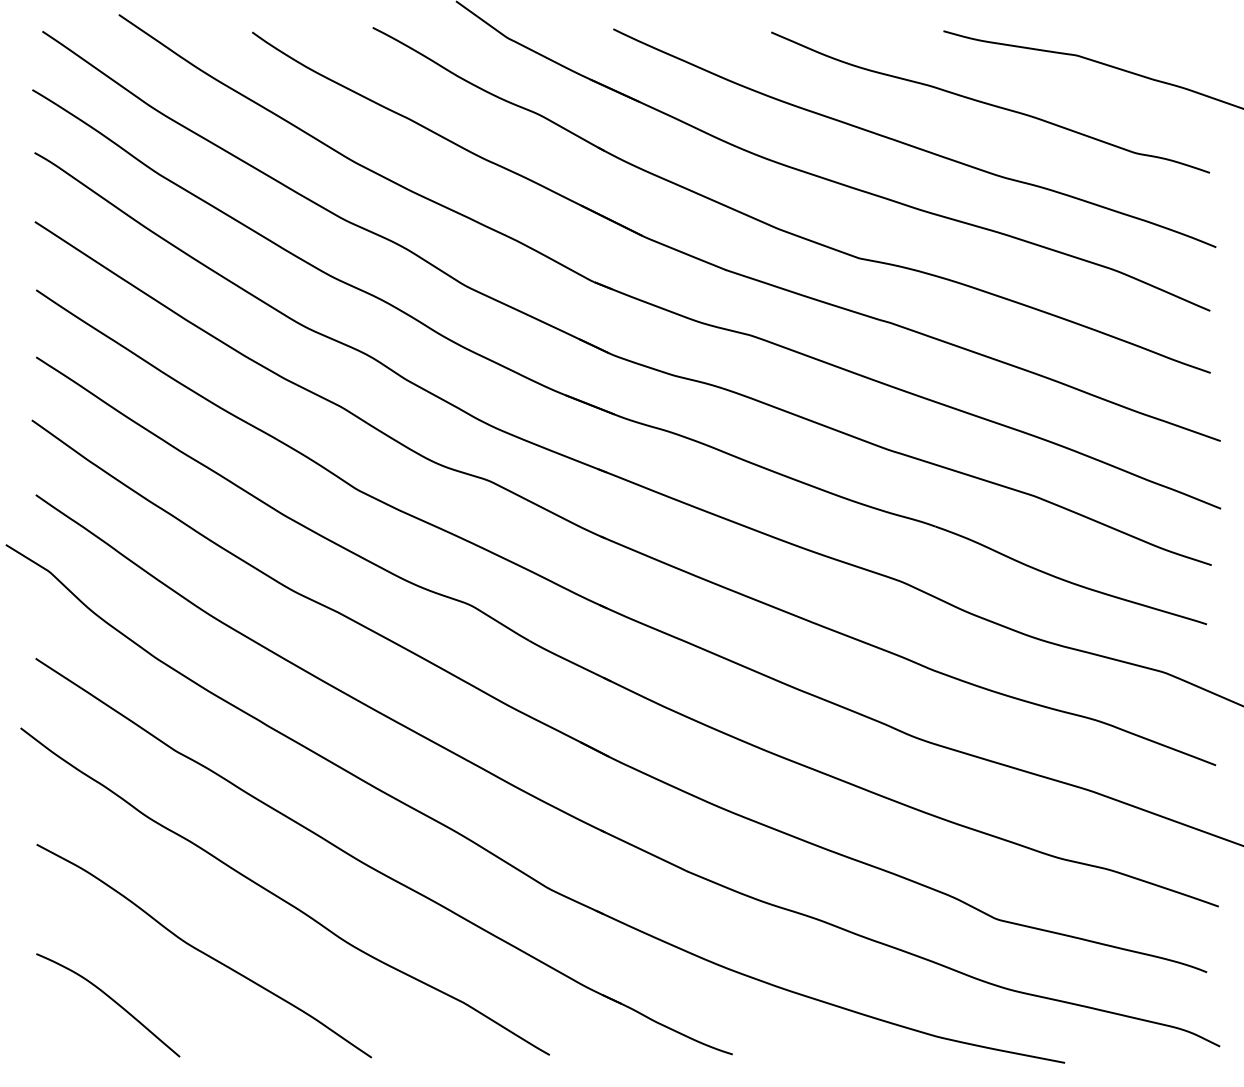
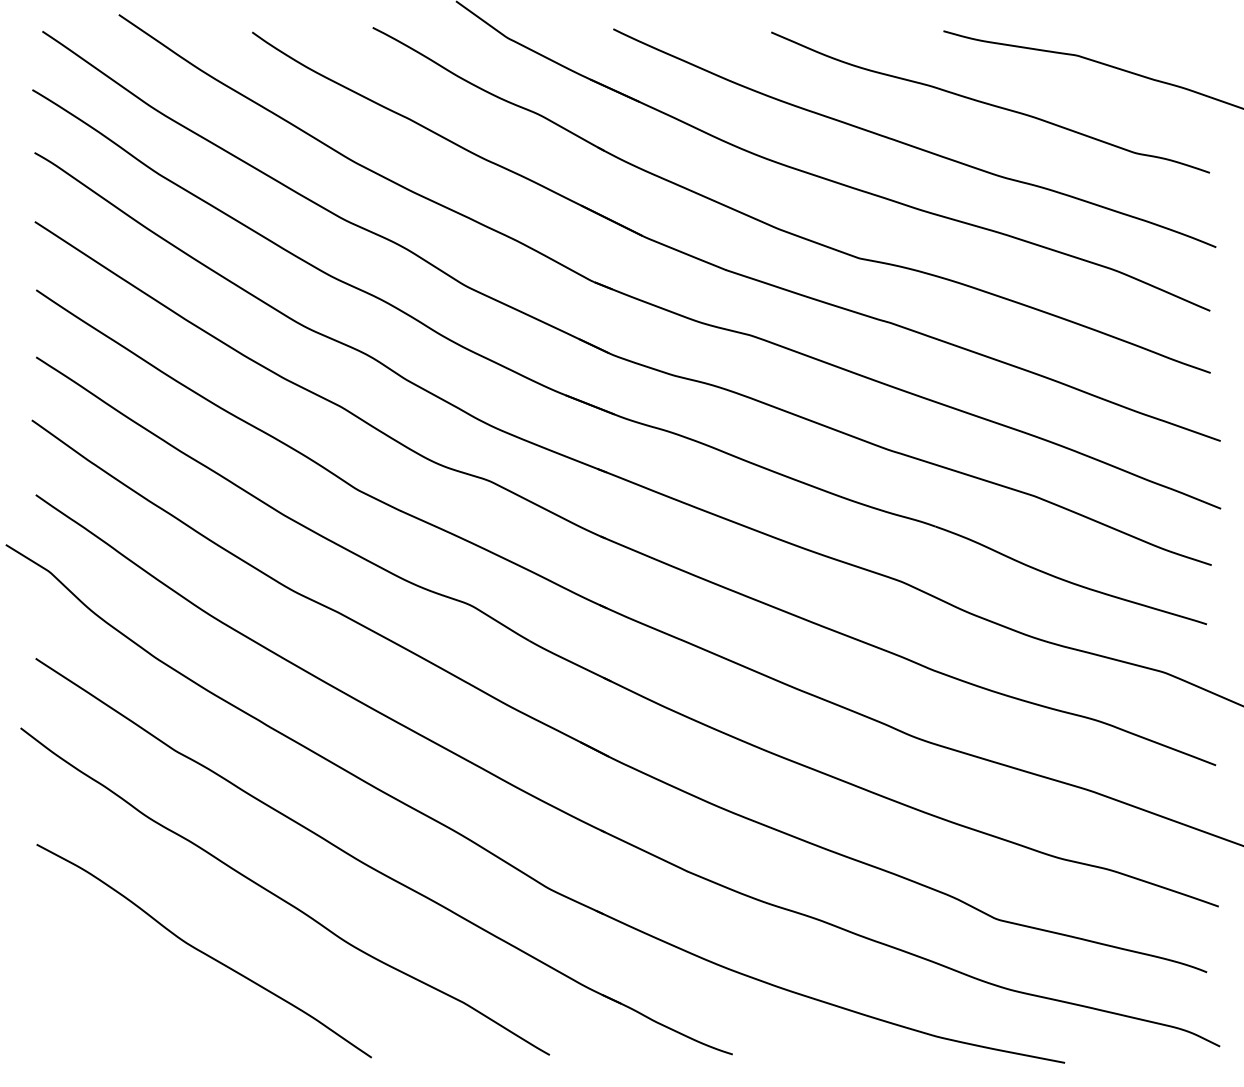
curve: present -> none (110, 999)
